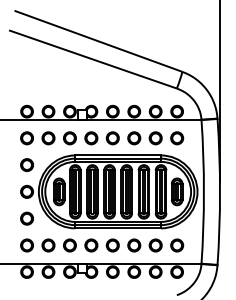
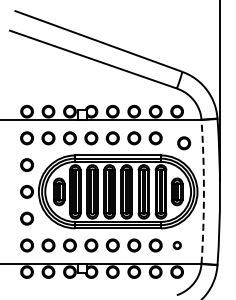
circle position: (177, 138) -> (184, 143) (184, 143)
arc: solid -> dashed (203, 191)
circle size: 15x15 px -> 10x9 px (176, 245)
